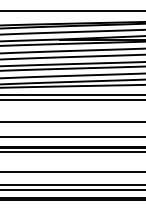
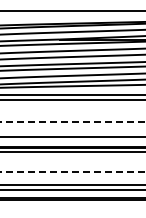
line: solid -> dashed (73, 122)
line: solid -> dashed (72, 171)
